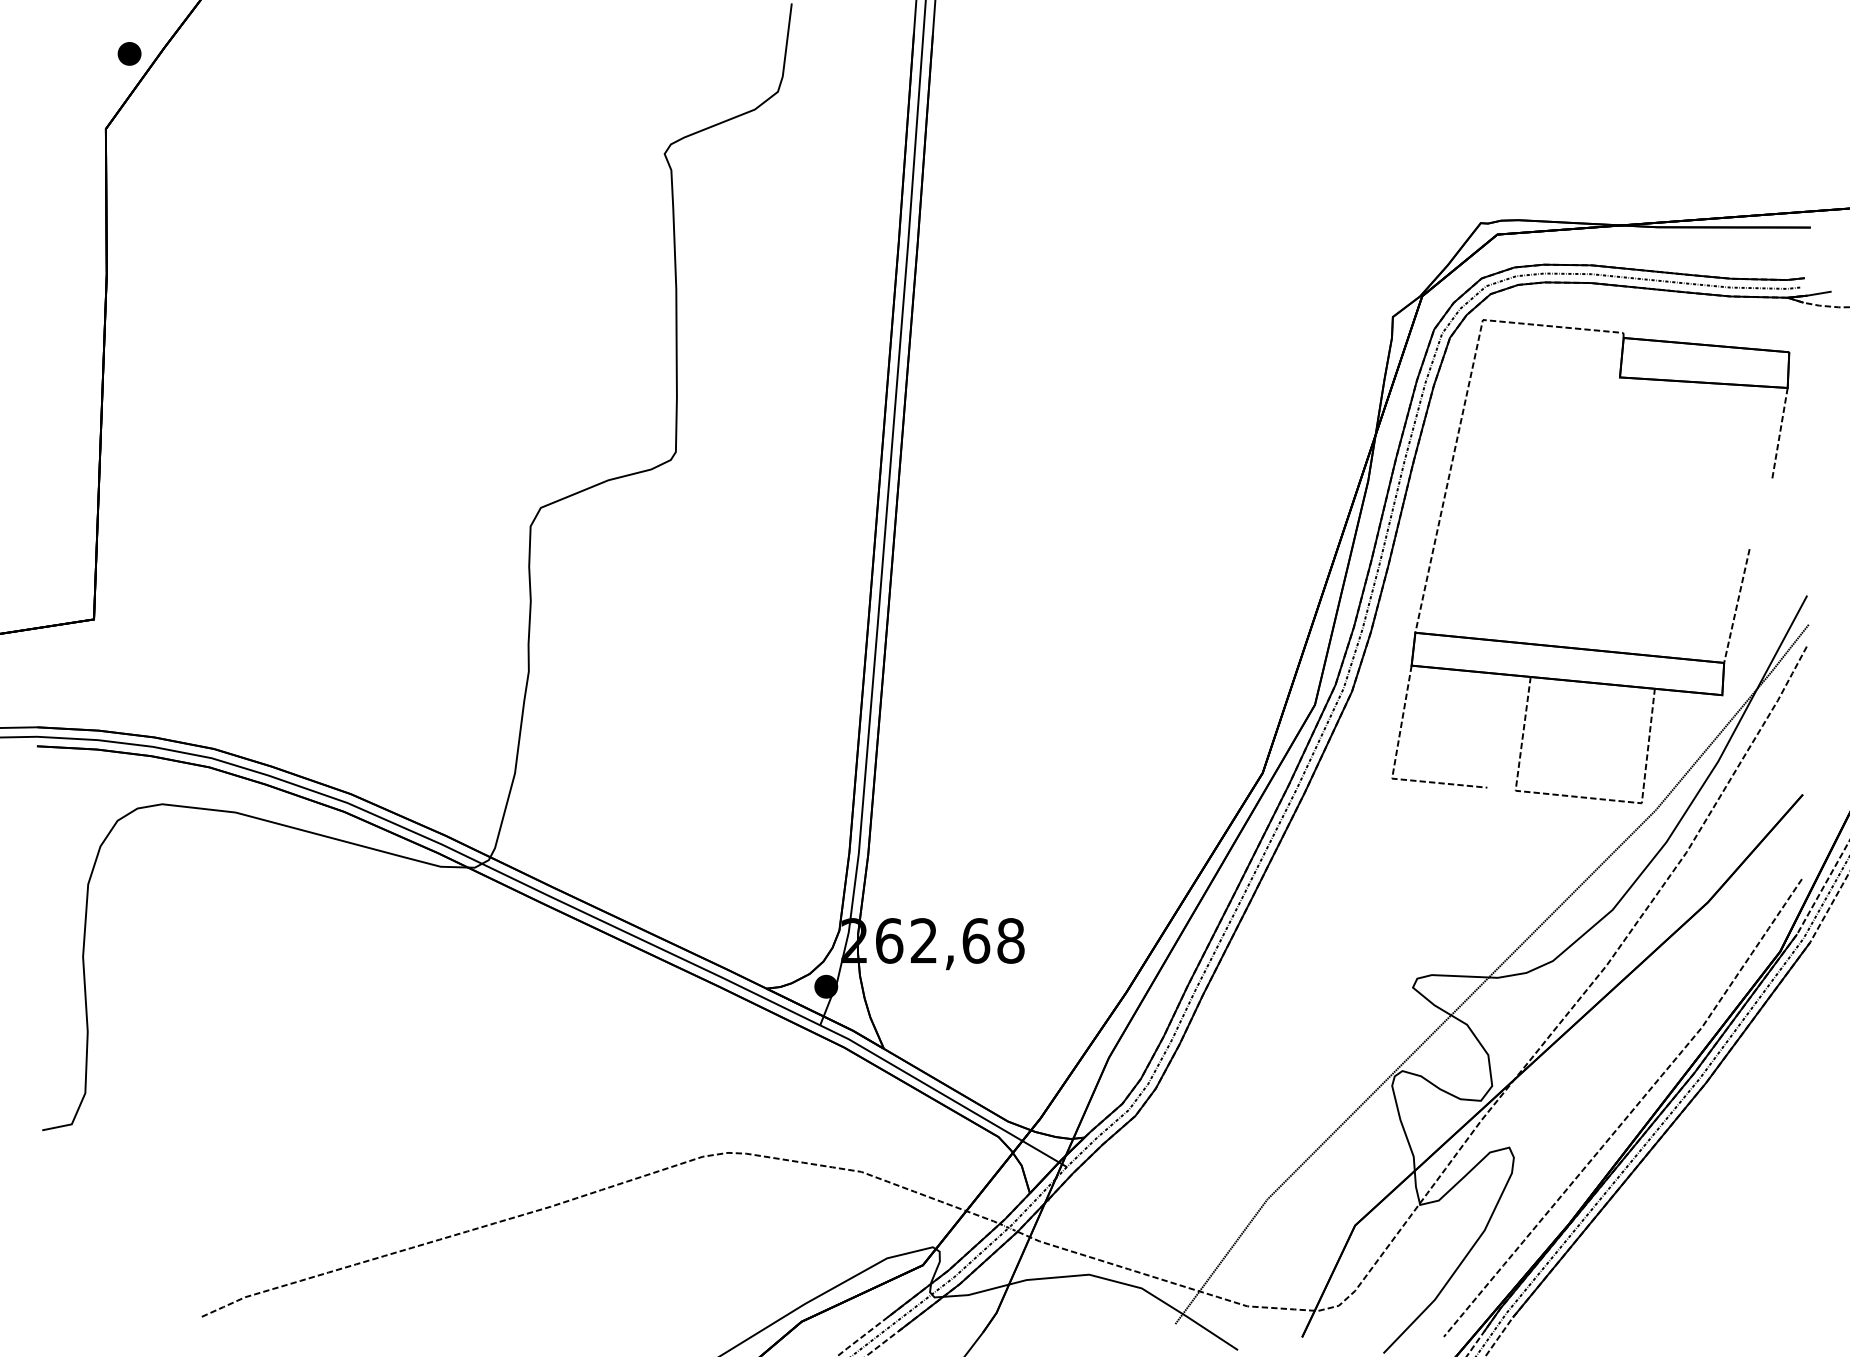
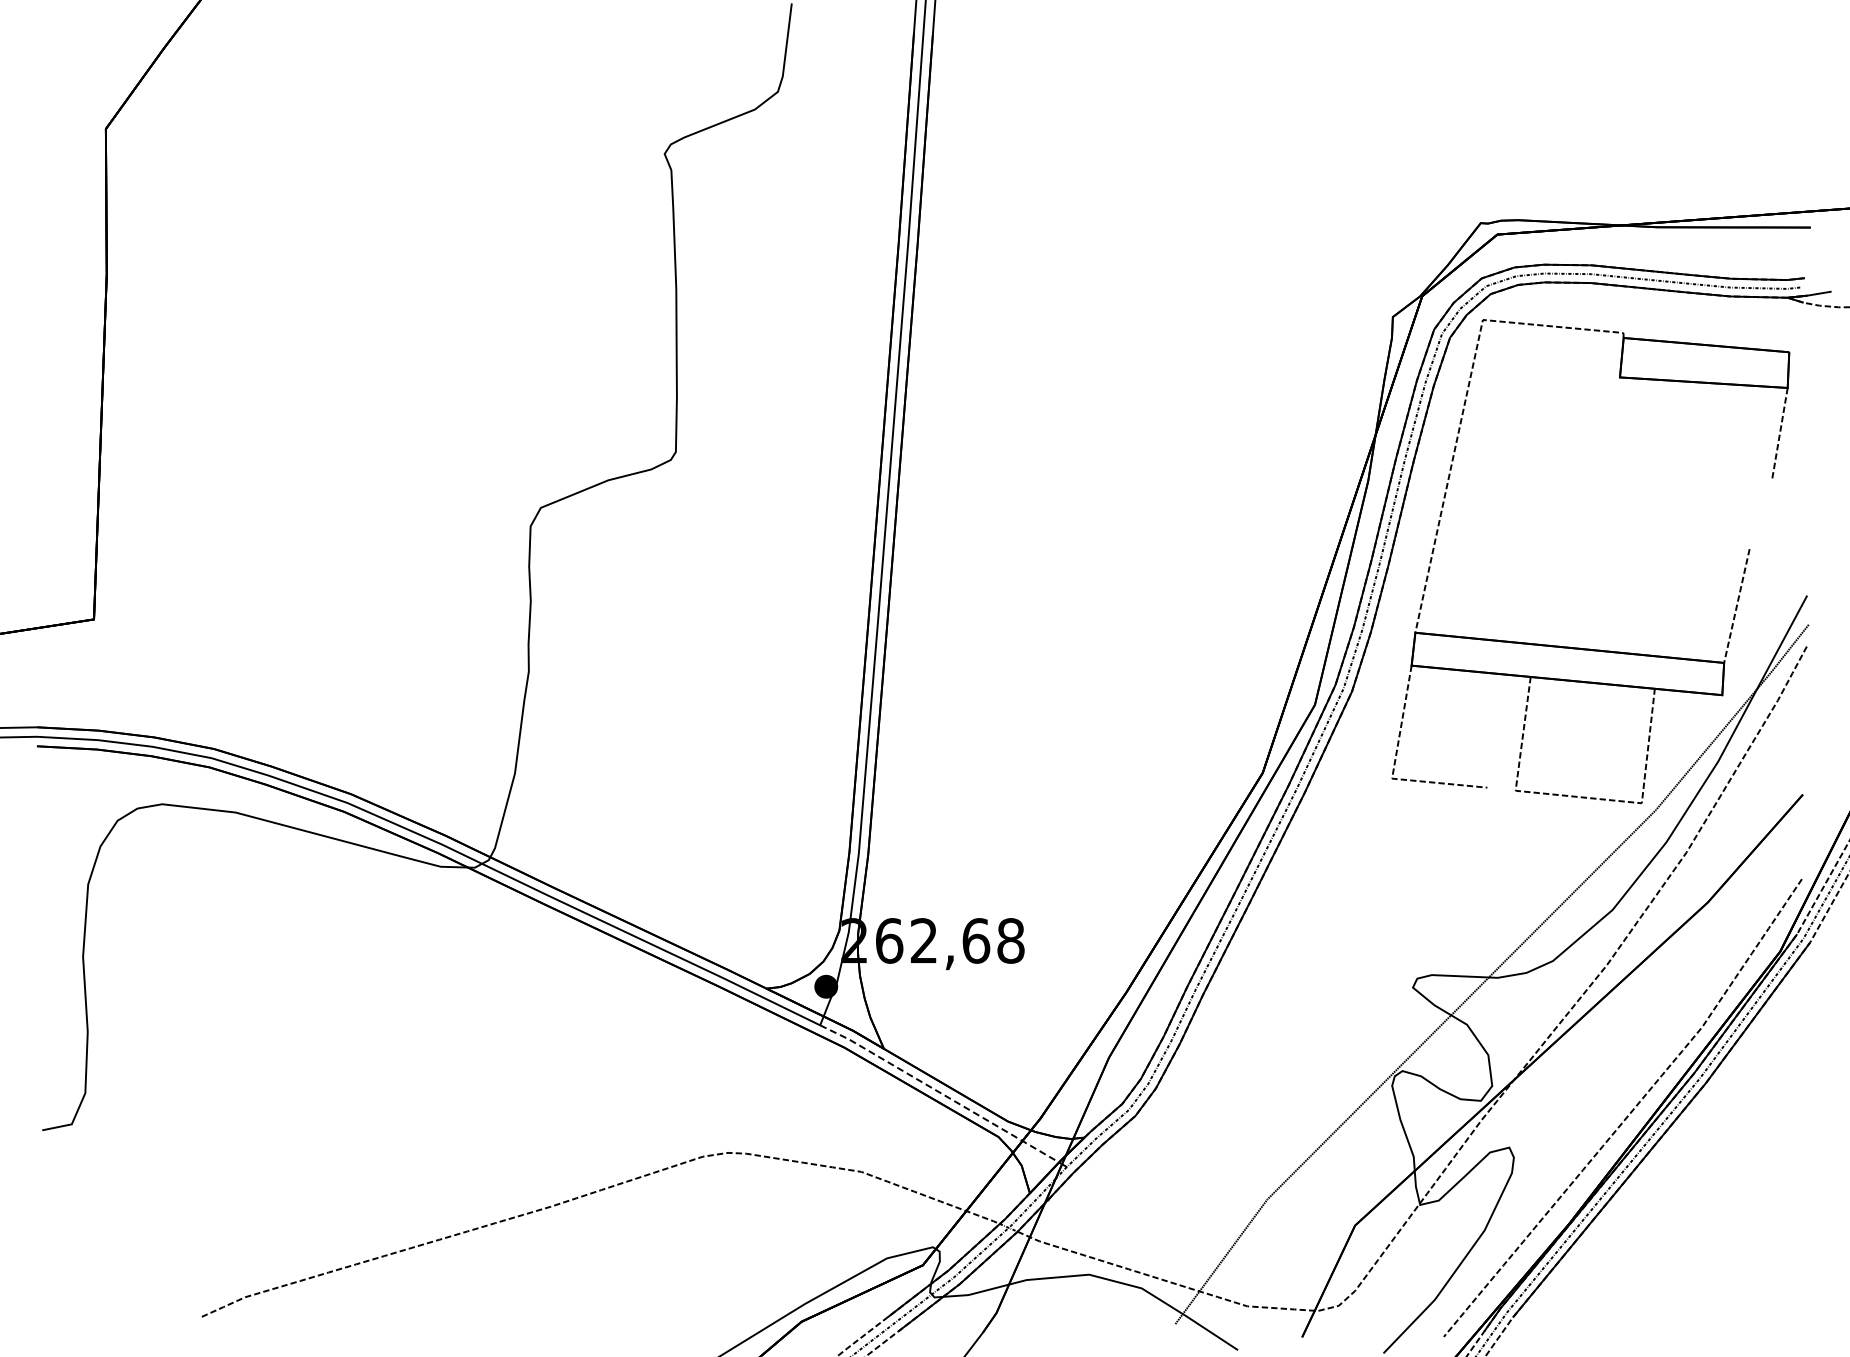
part: present -> none (129, 53)
line: solid -> dashed (940, 1092)
